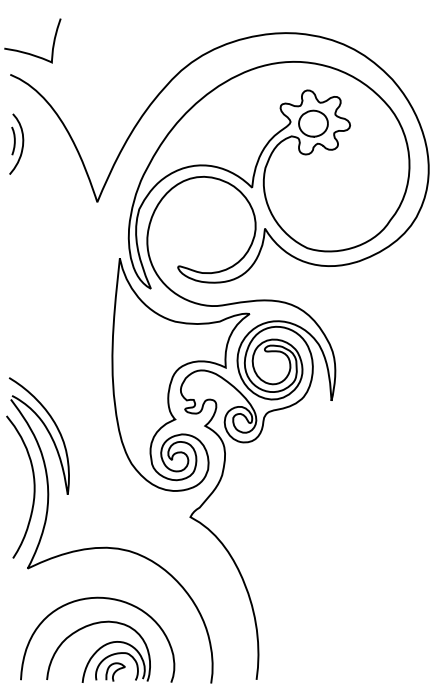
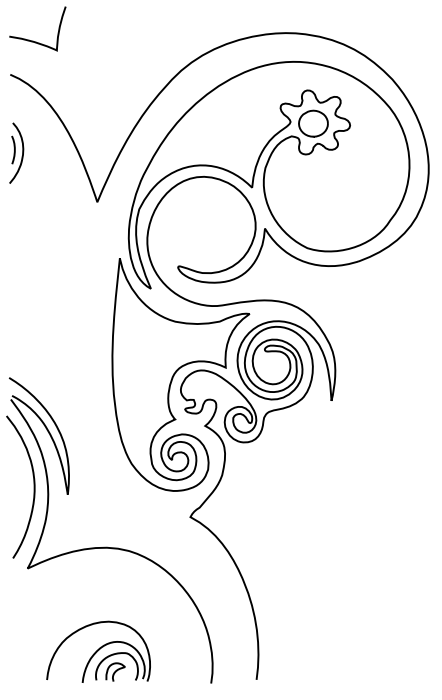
curve position: (28, 52) -> (33, 40) (33, 40)
part position: (16, 143) -> (16, 152) (16, 152)
curve: present -> none (89, 599)
